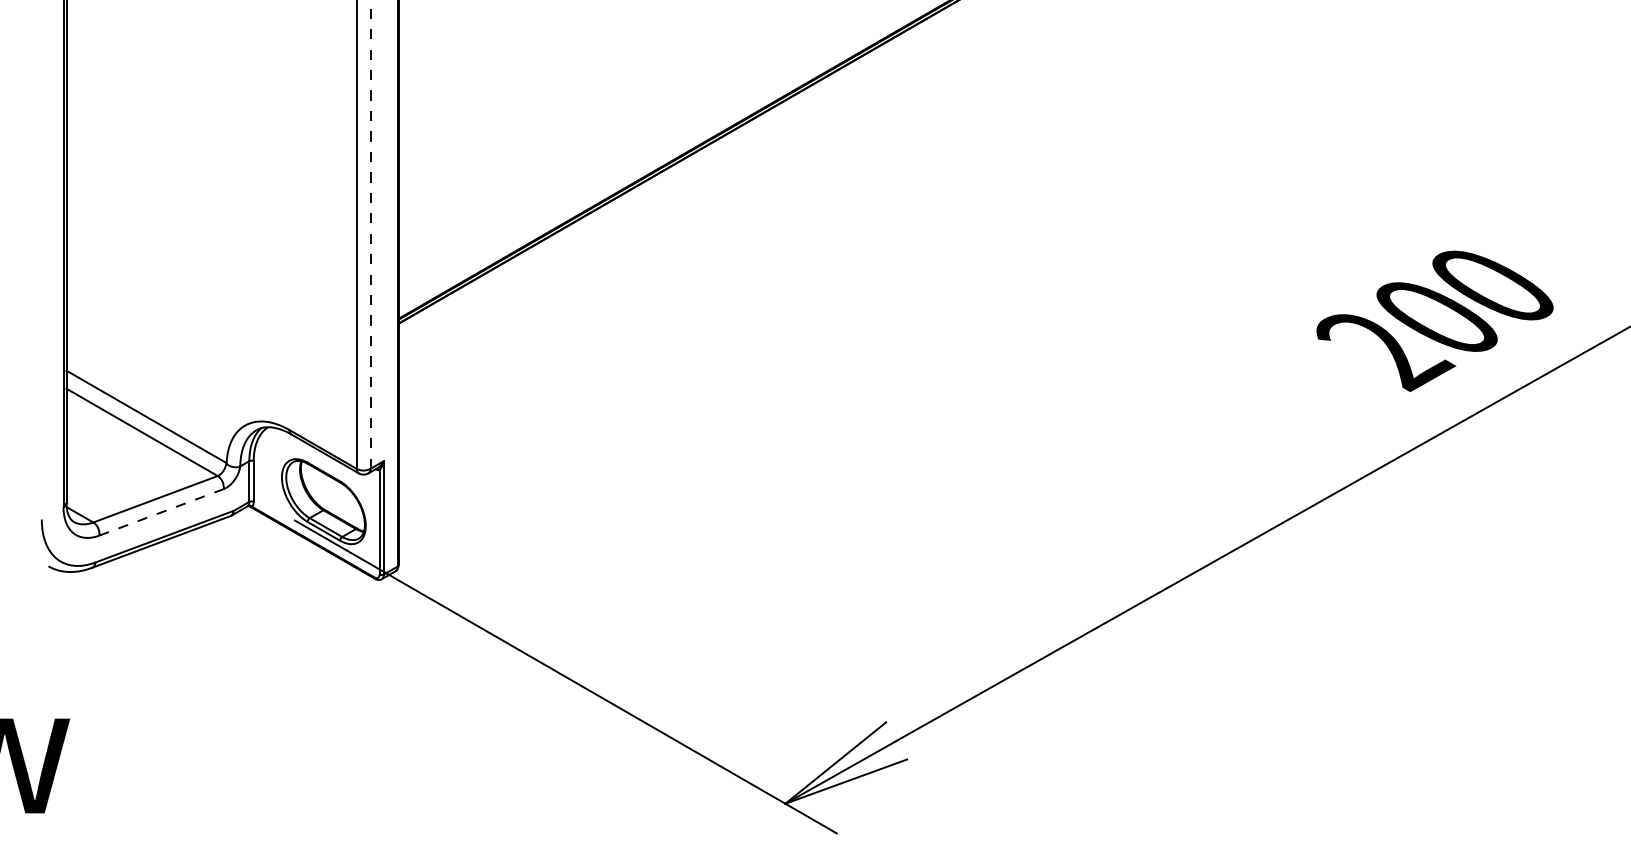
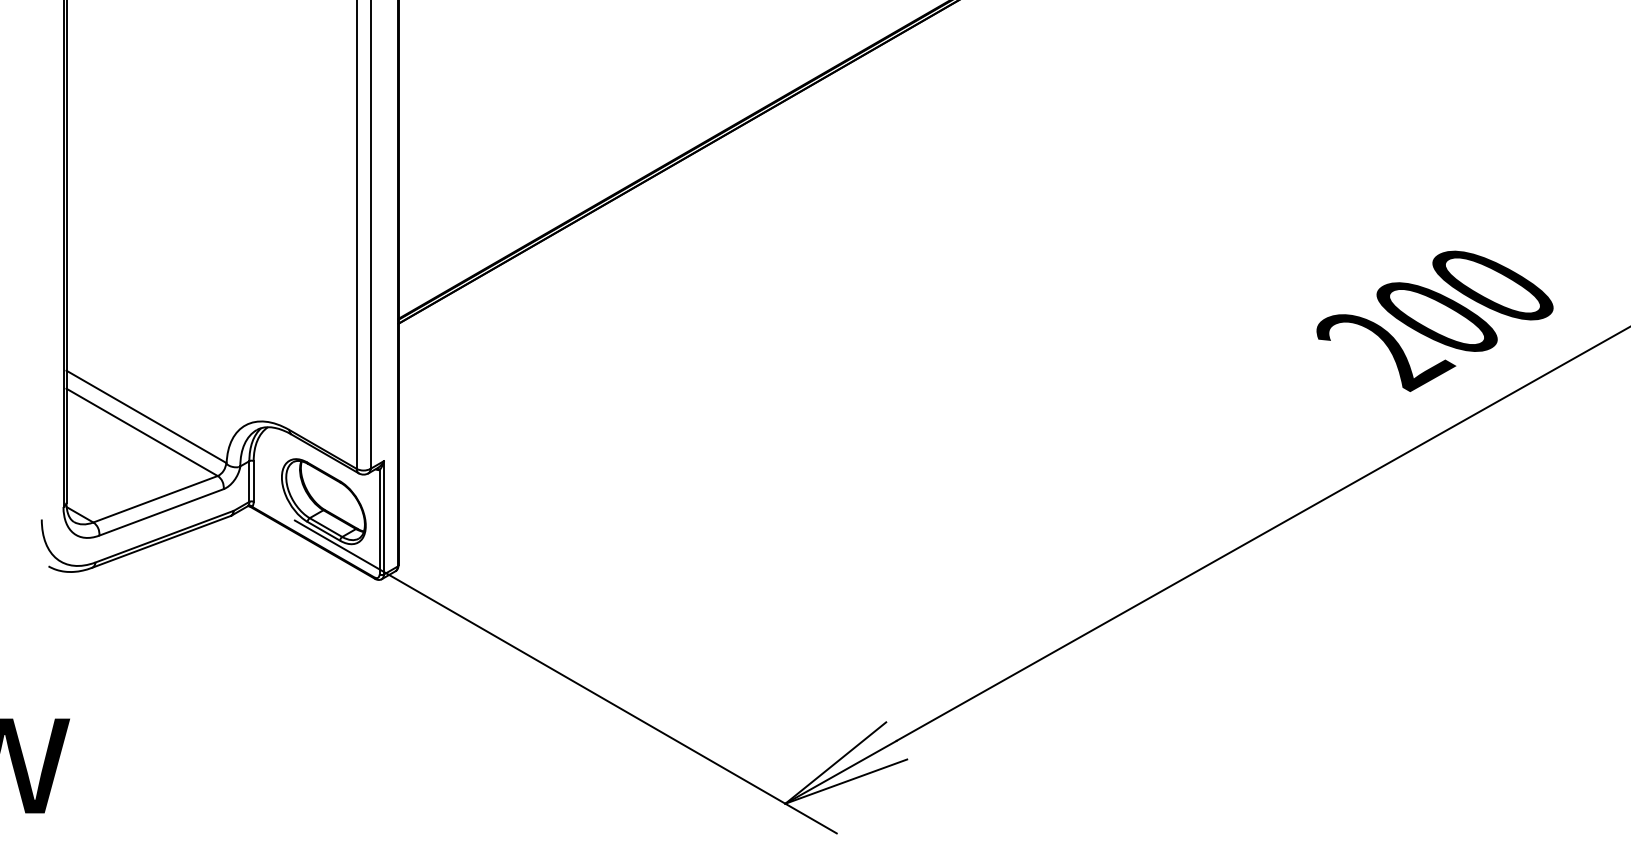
line: dashed -> solid (370, 234)
line: dashed -> solid (162, 512)
